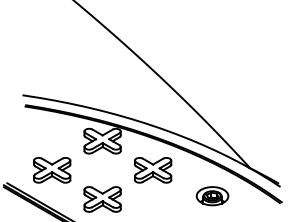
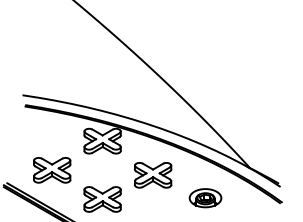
part position: (153, 170) -> (153, 175) (153, 175)
part position: (212, 196) -> (205, 198) (205, 198)
